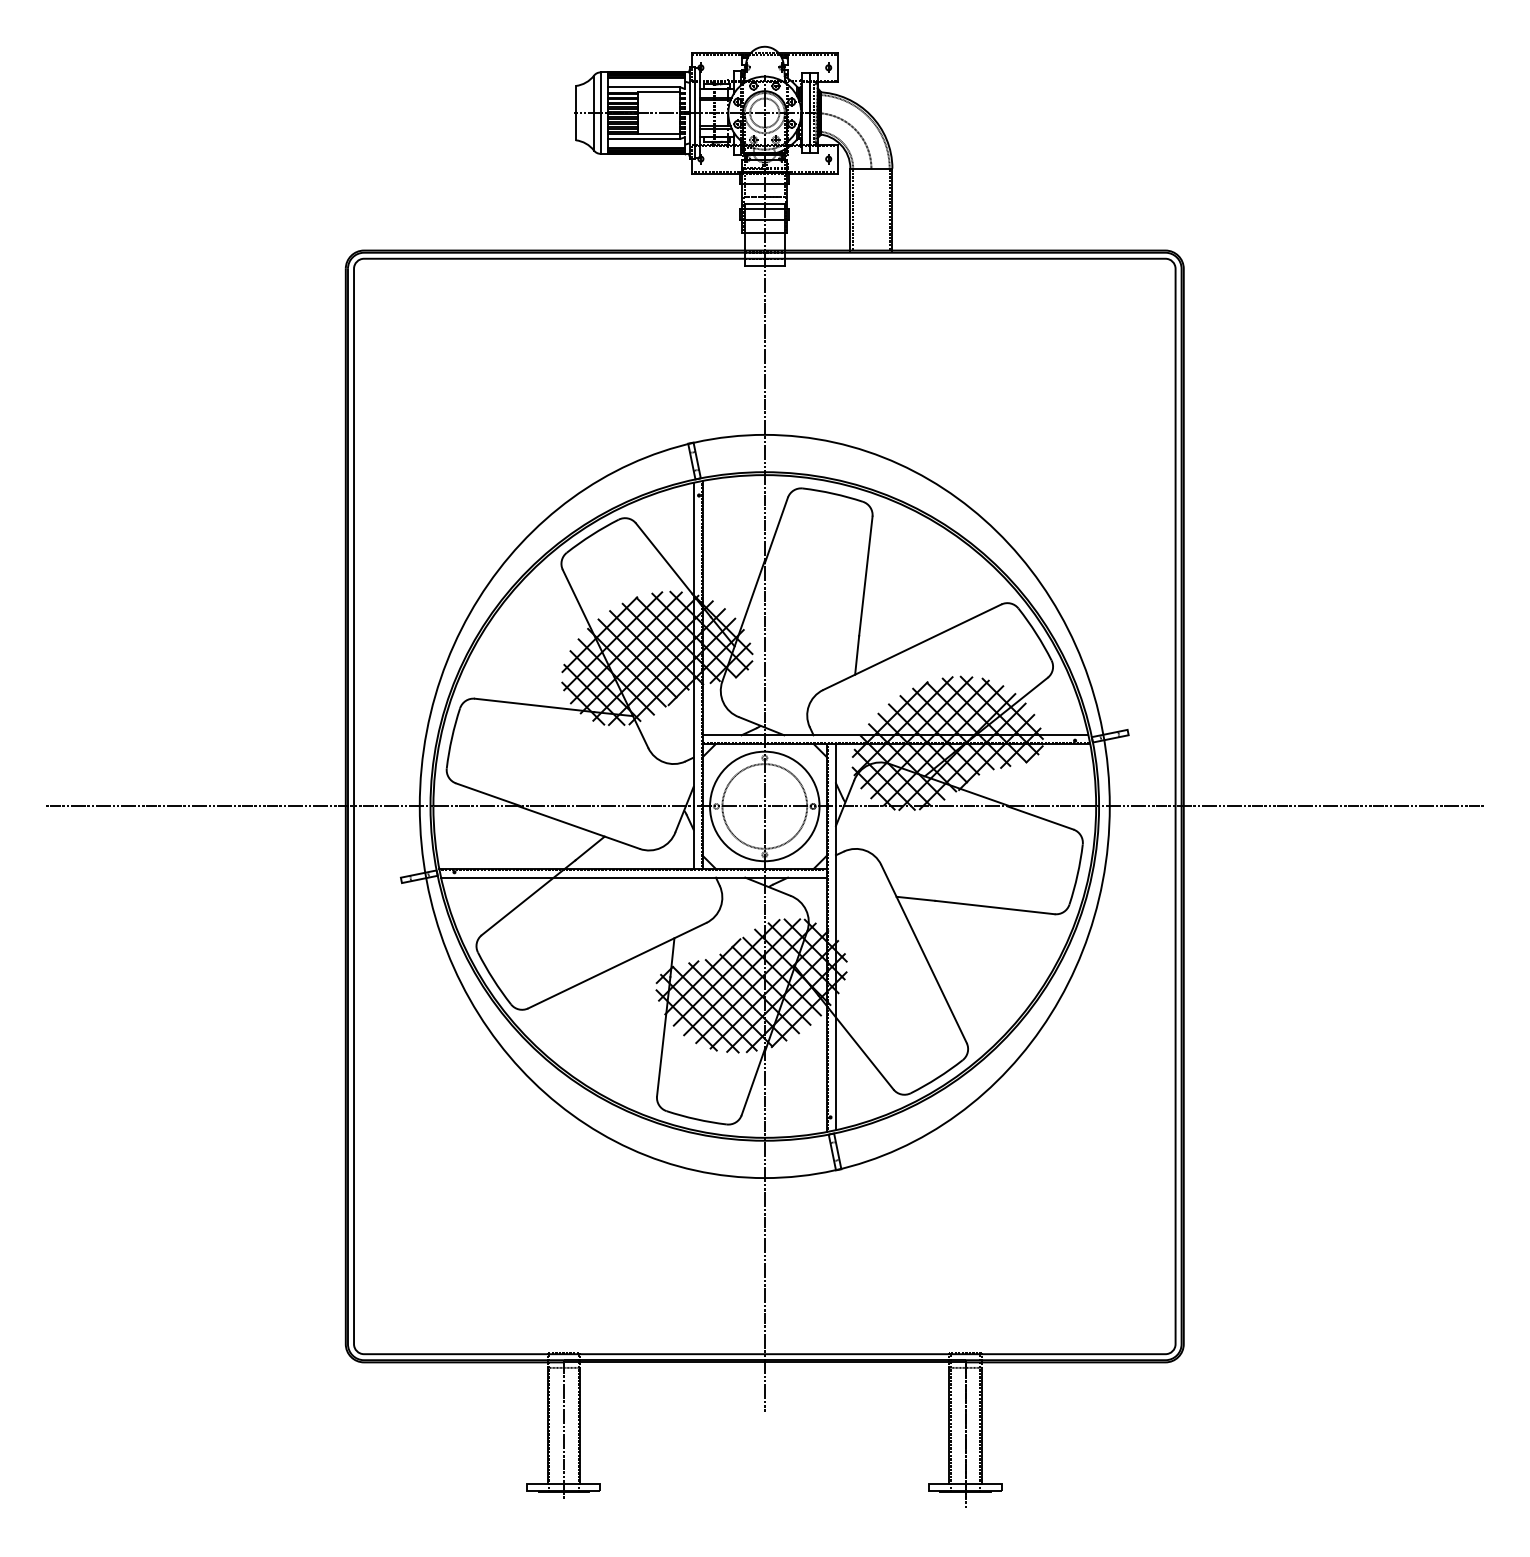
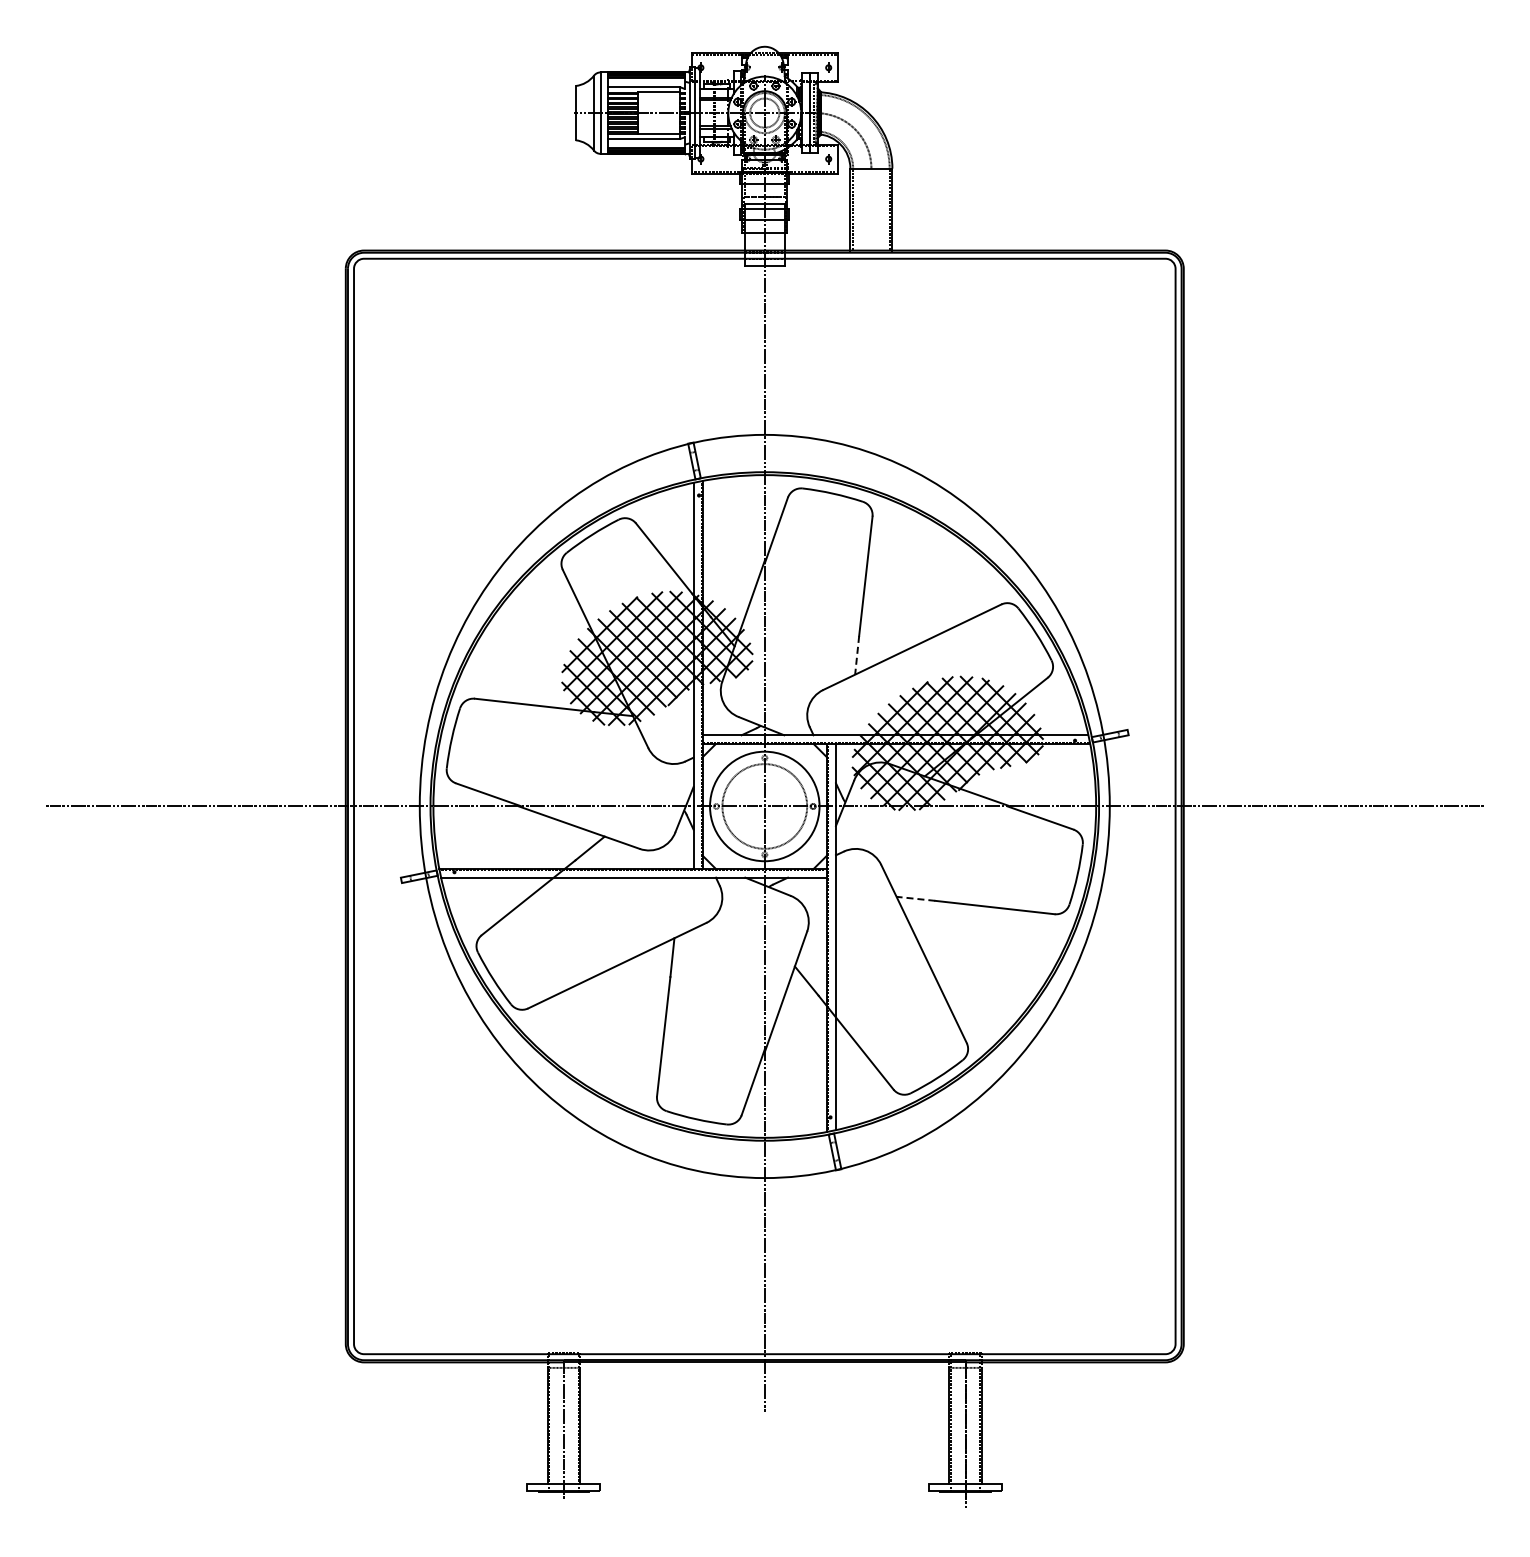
line: solid -> dashed (857, 655)
line: solid -> dashed (915, 898)
hatch: present -> none (751, 985)
